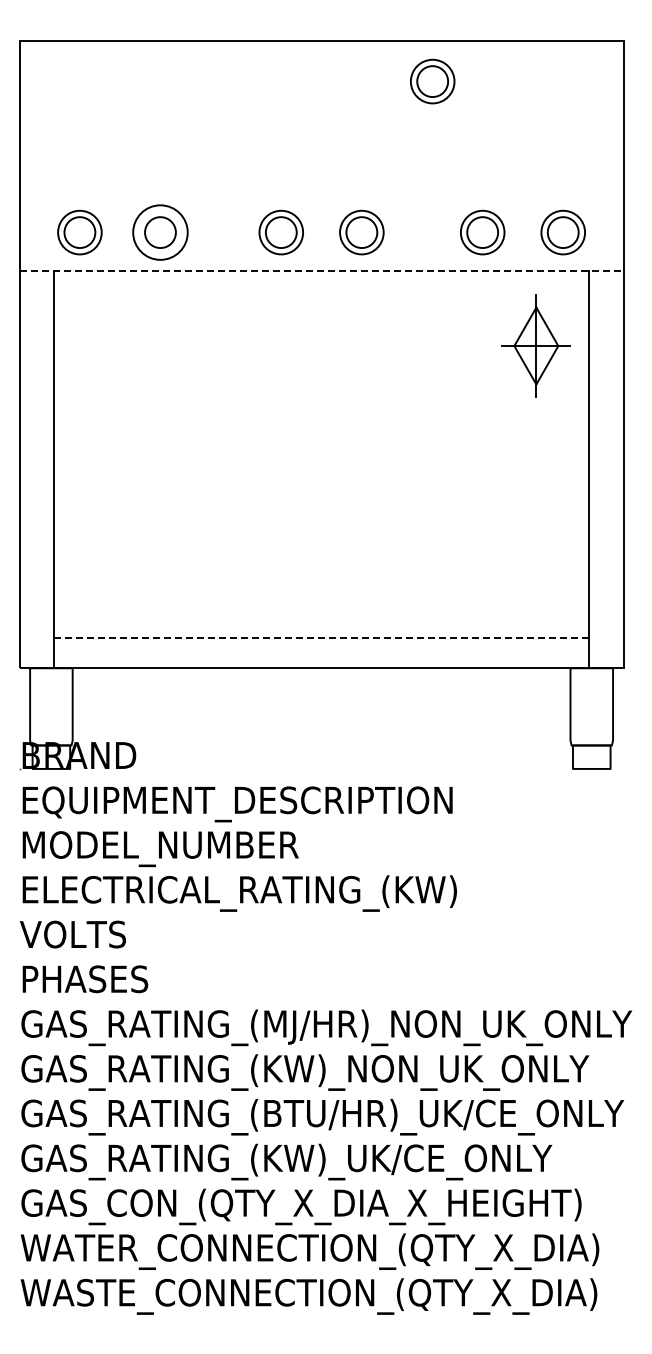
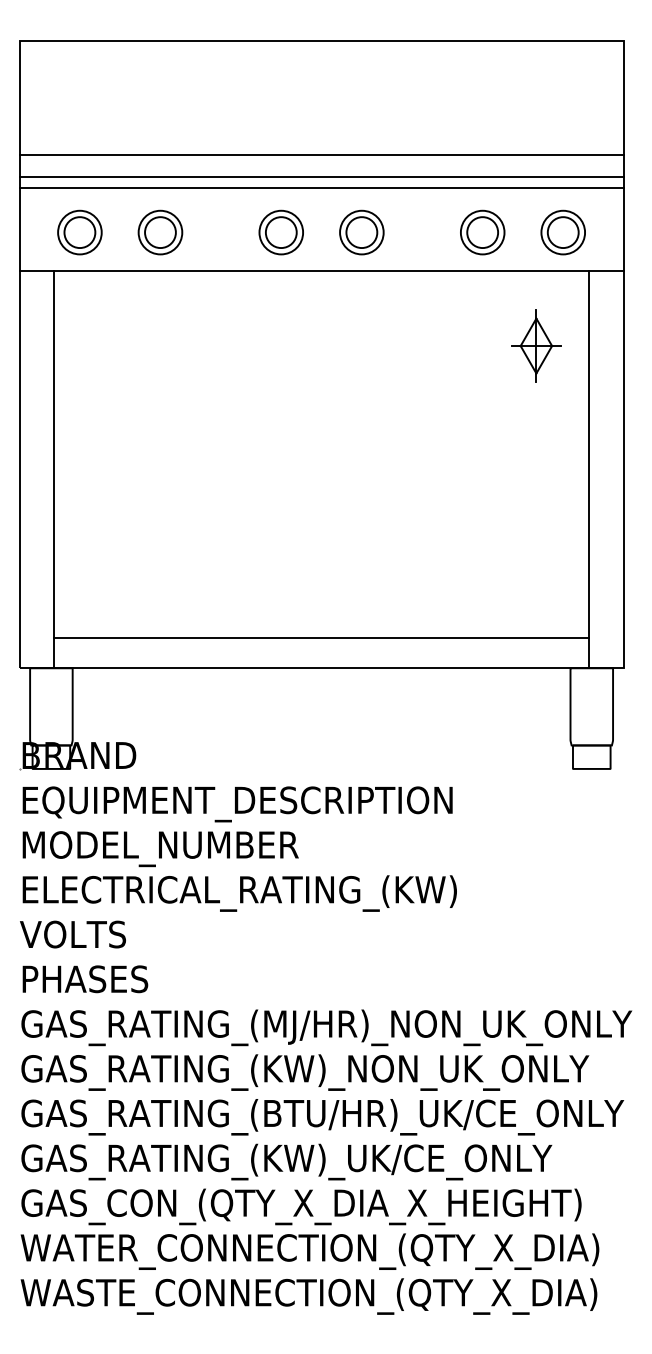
part: present -> none (432, 81)
line: none -> present (321, 154)
line: none -> present (321, 176)
line: none -> present (321, 187)
circle diameter: 55 px -> 44 px (160, 232)
line: dashed -> solid (322, 270)
part size: 70x104 px -> 51x74 px (536, 345)
line: dashed -> solid (322, 638)
